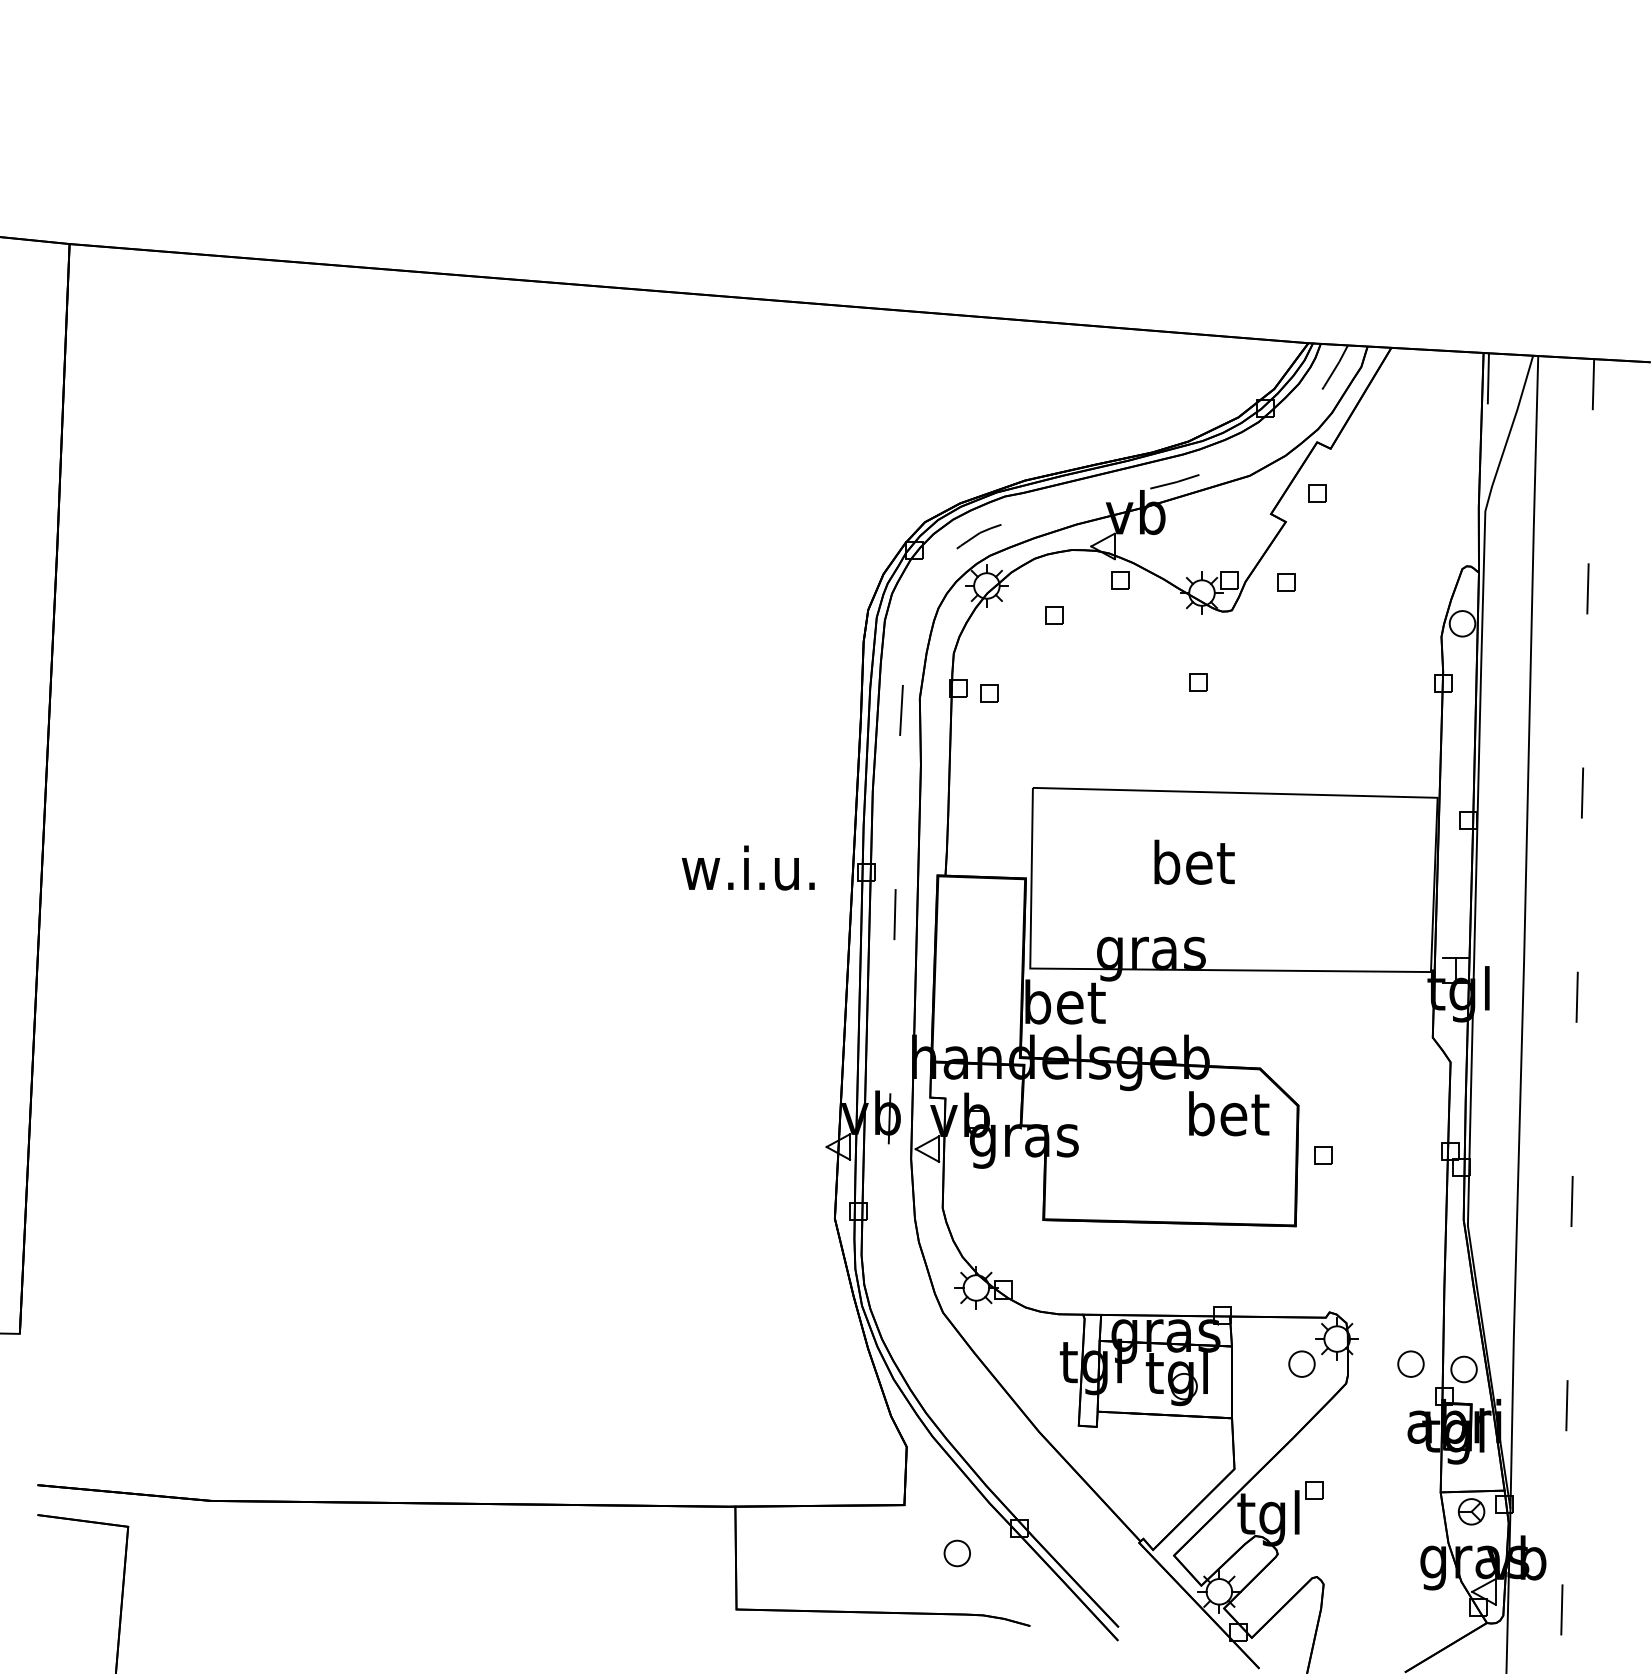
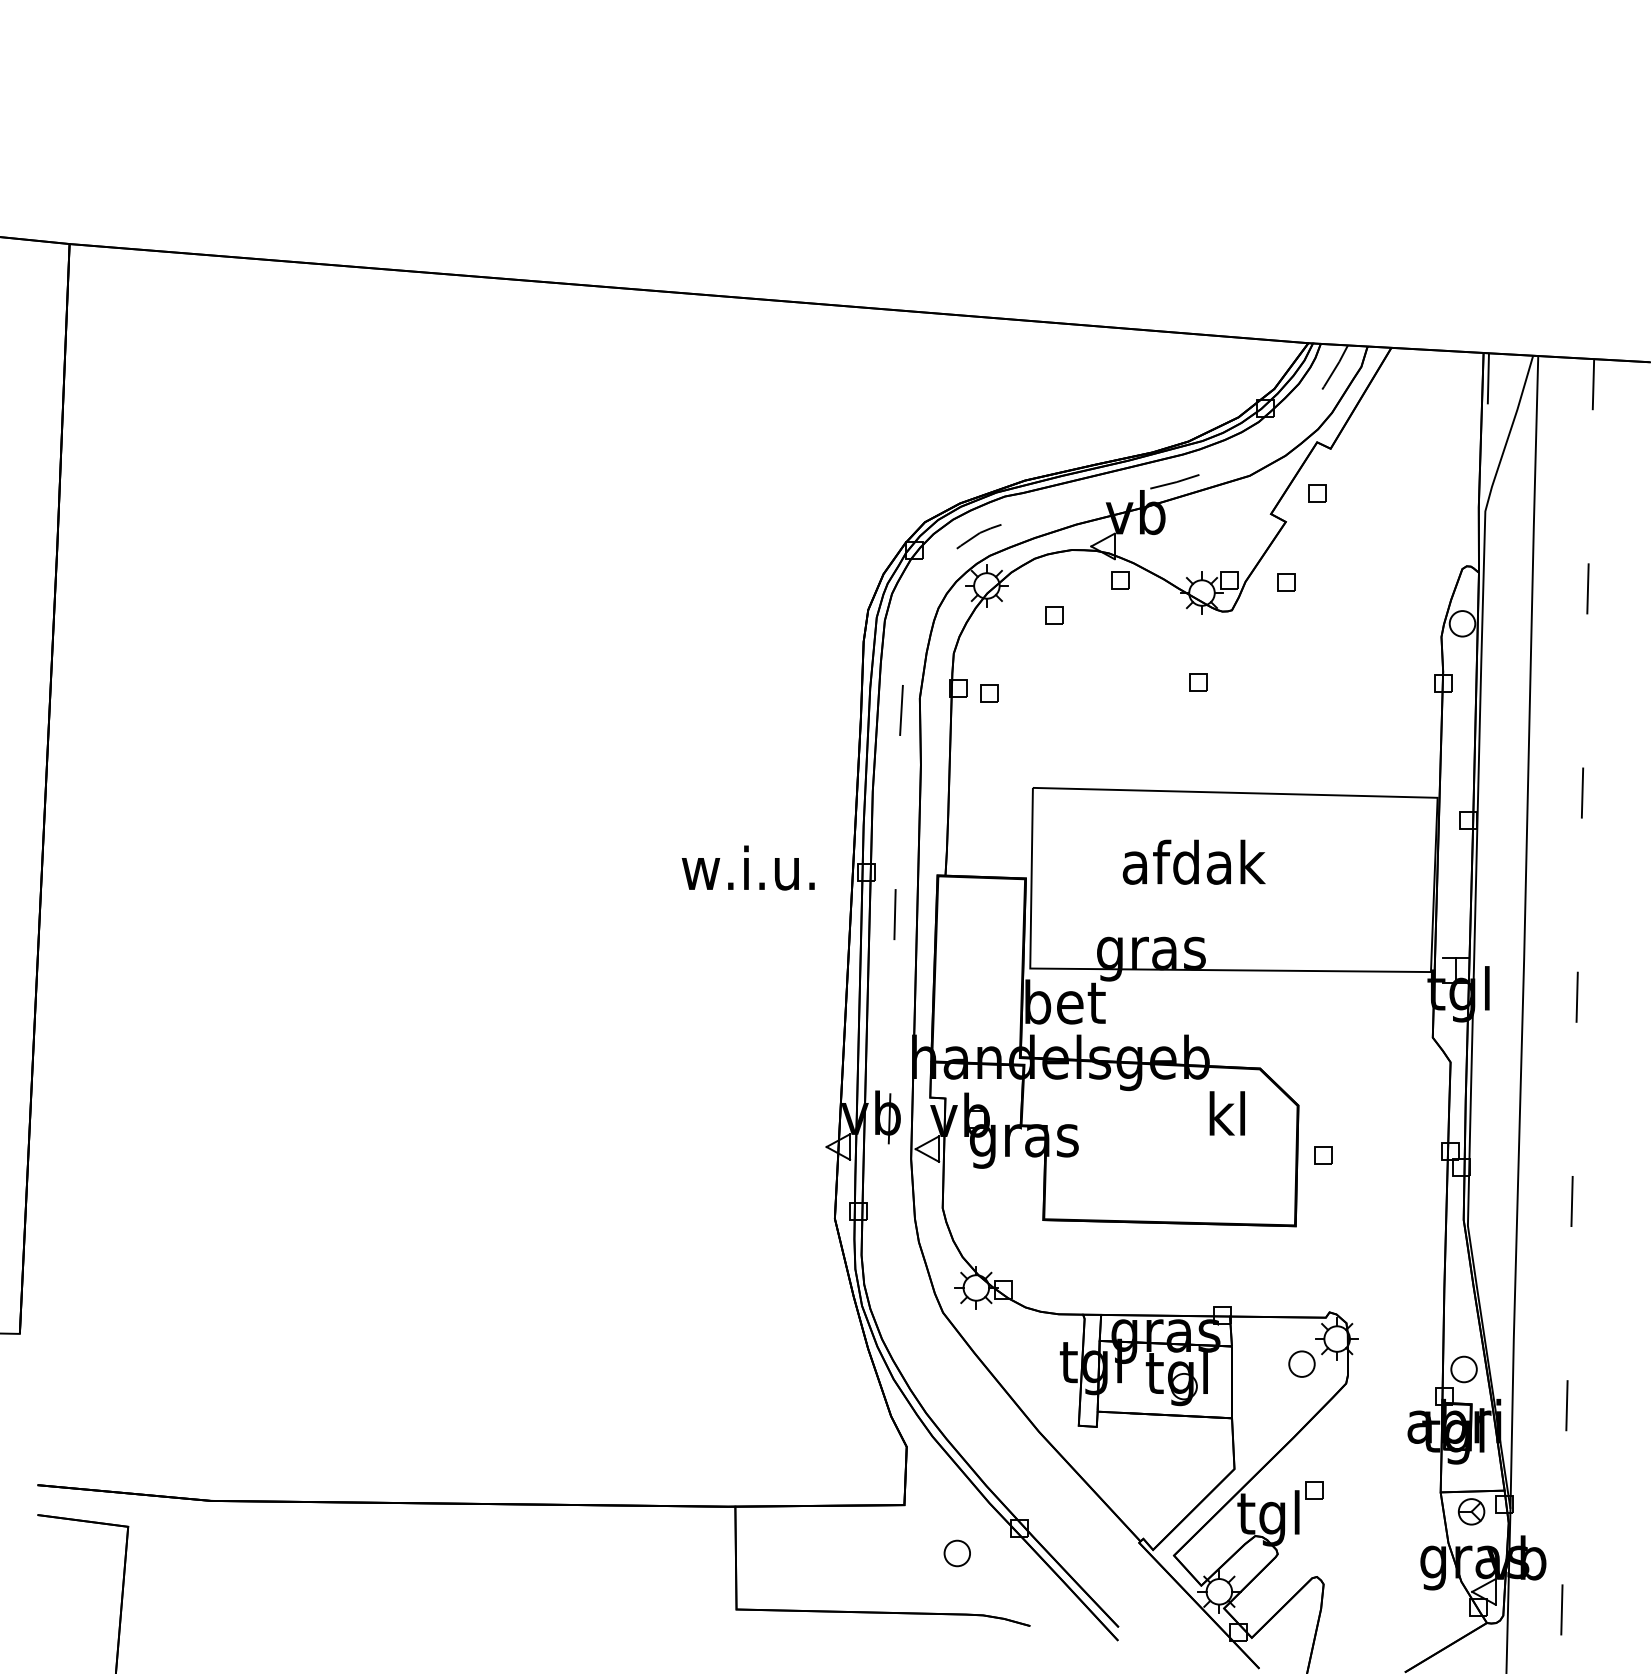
text: bet -> afdak (1193, 861)
text: bet -> kl (1229, 1113)
part: present -> none (1410, 1363)
